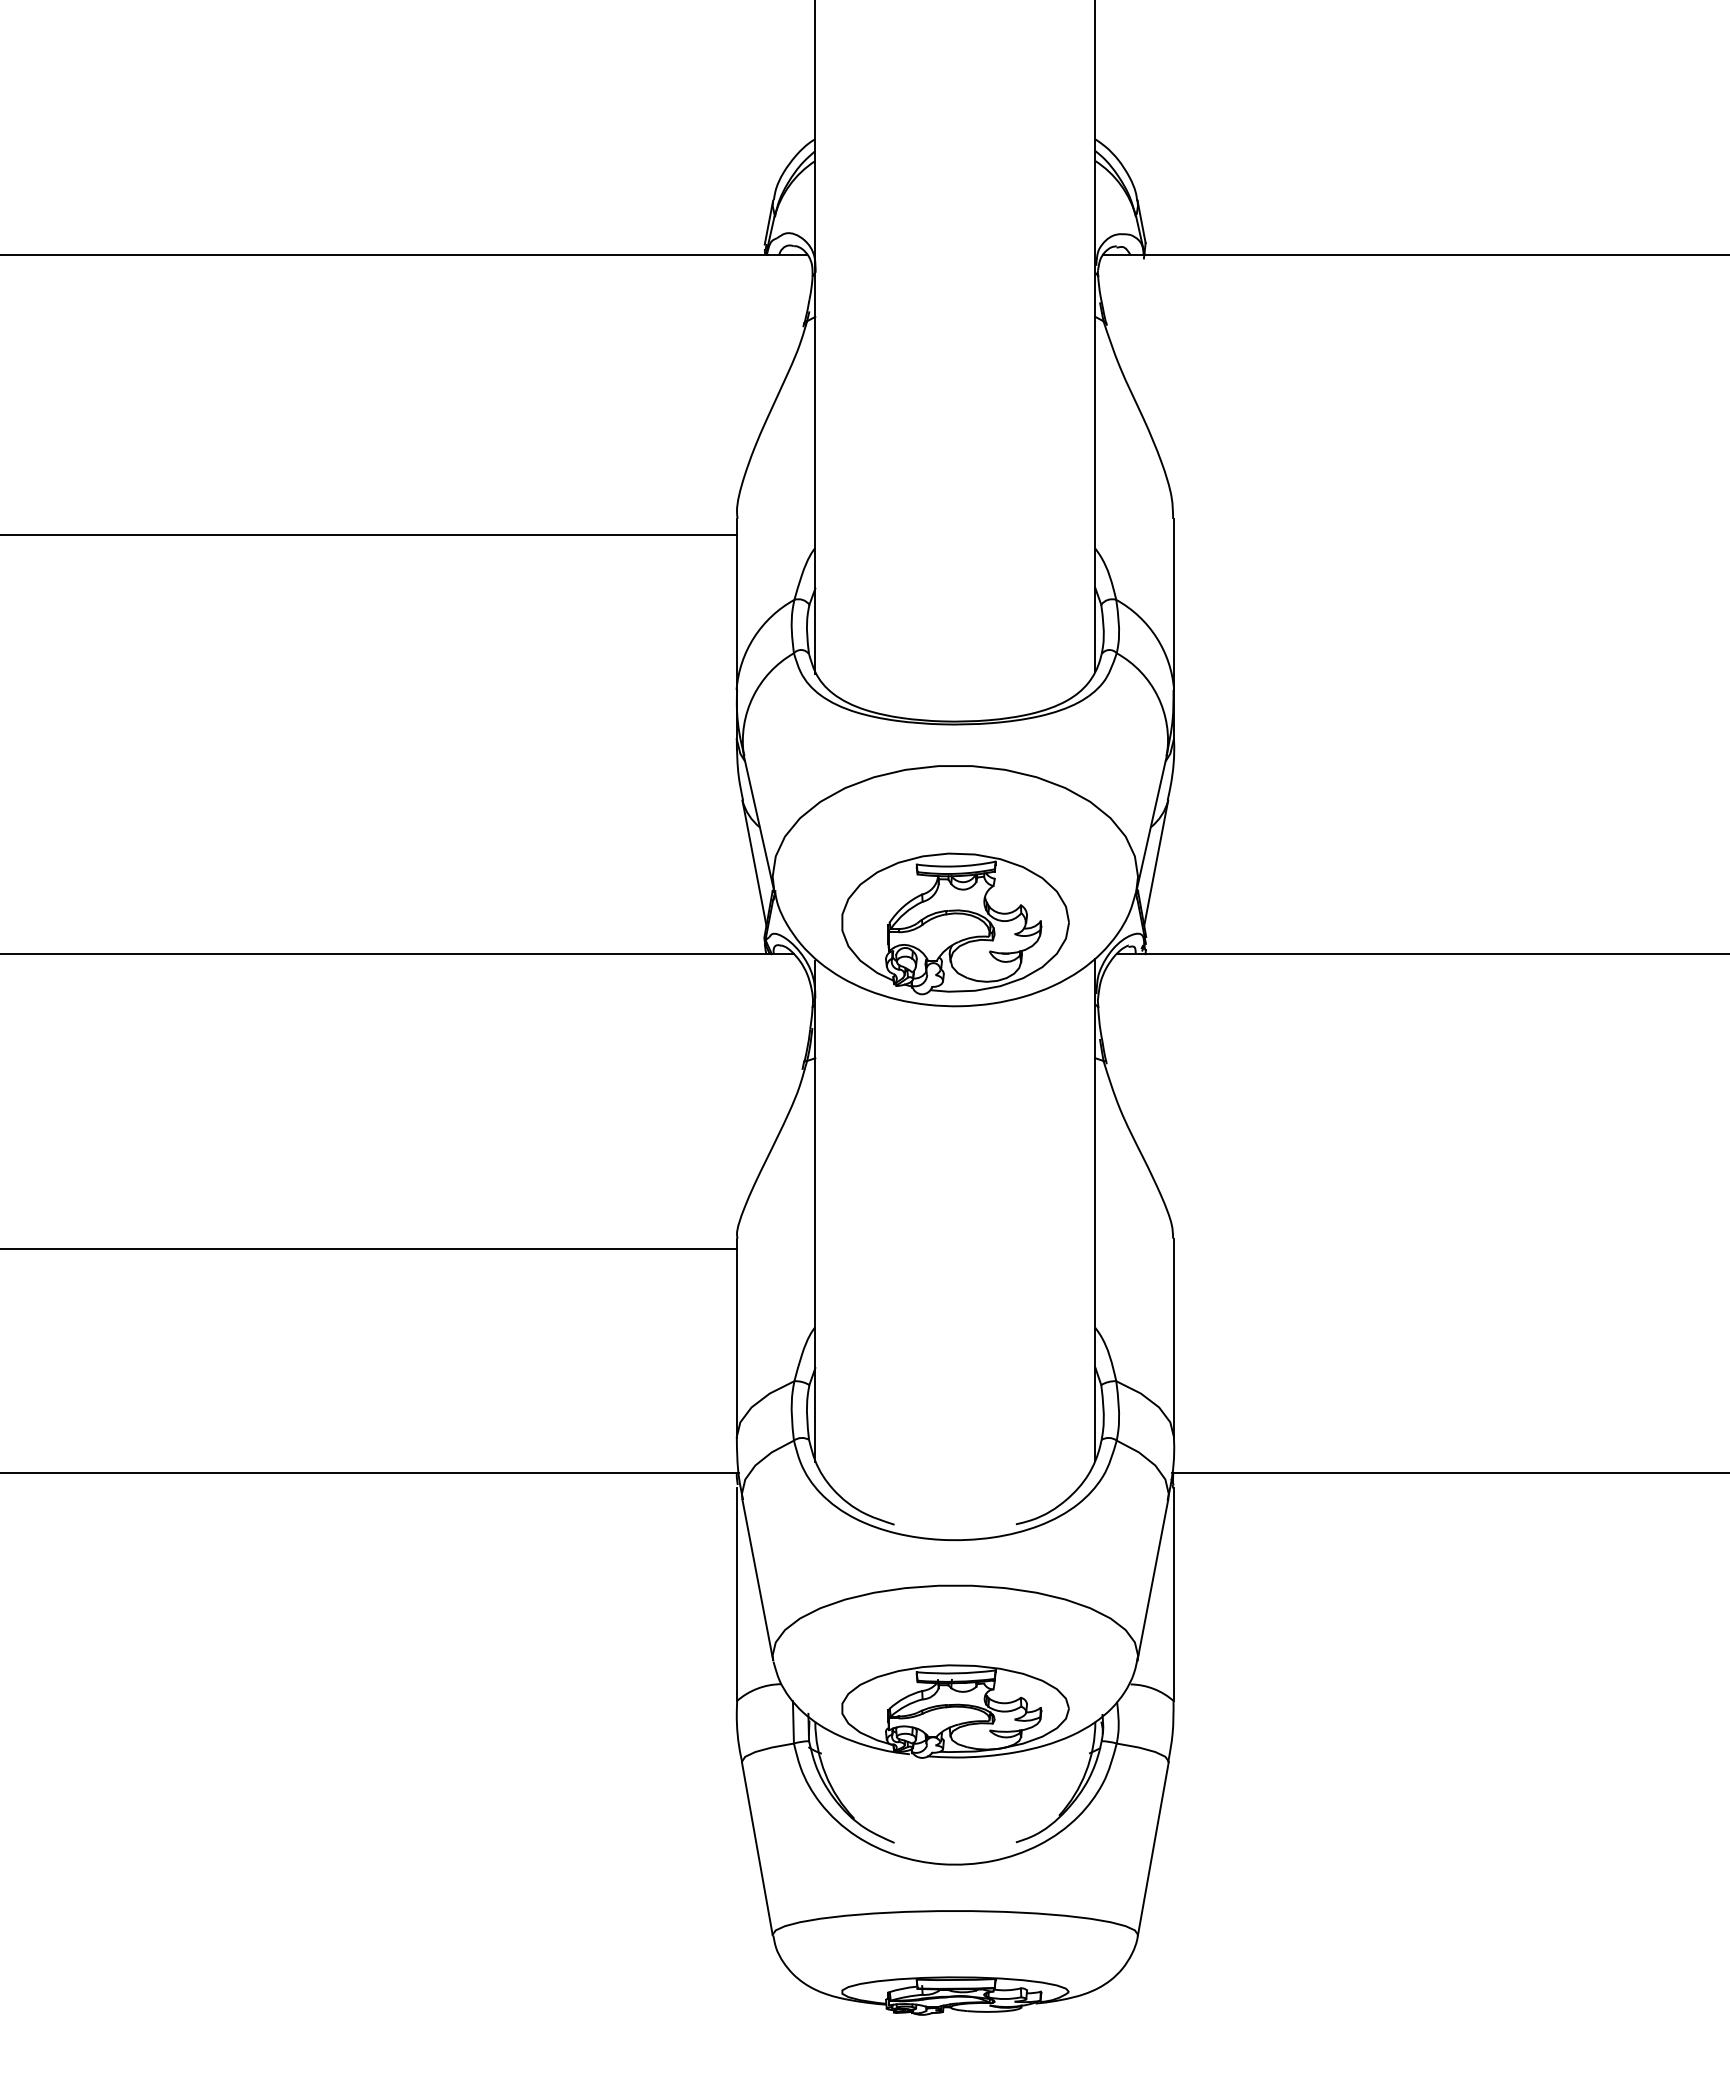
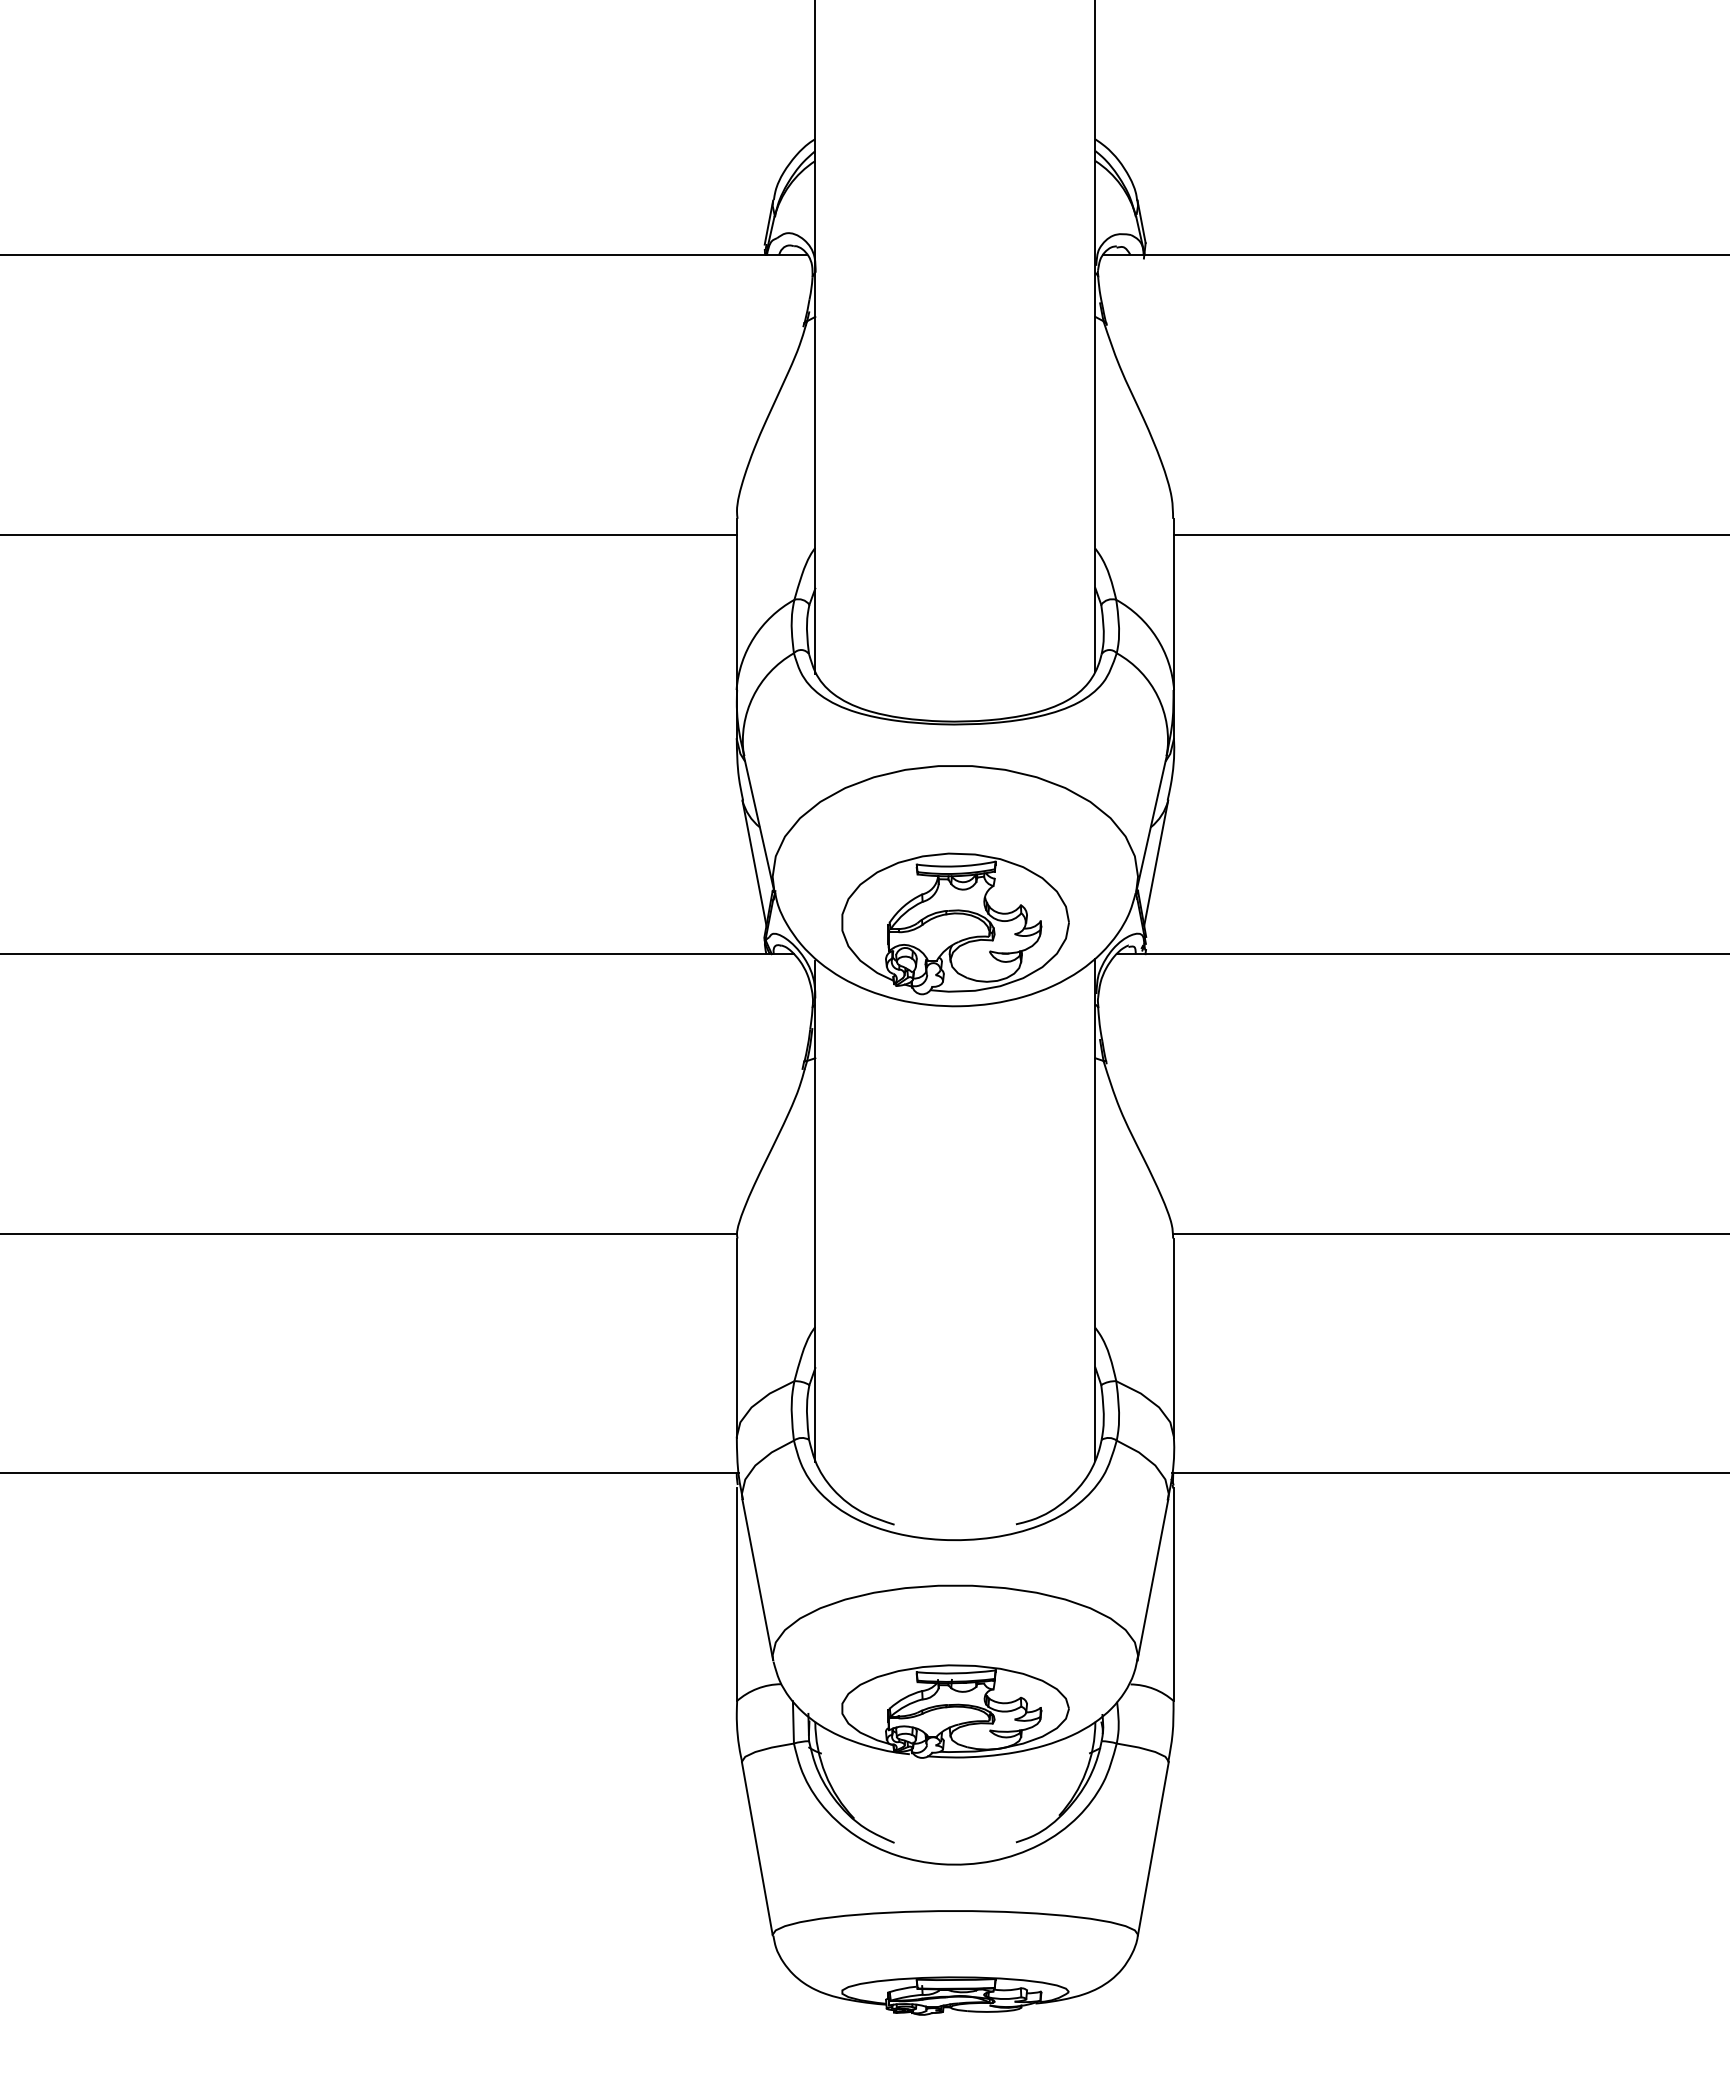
line: none -> present (1450, 534)
line: none -> present (1449, 1234)
line position: (369, 1249) -> (369, 1234) (369, 1234)
